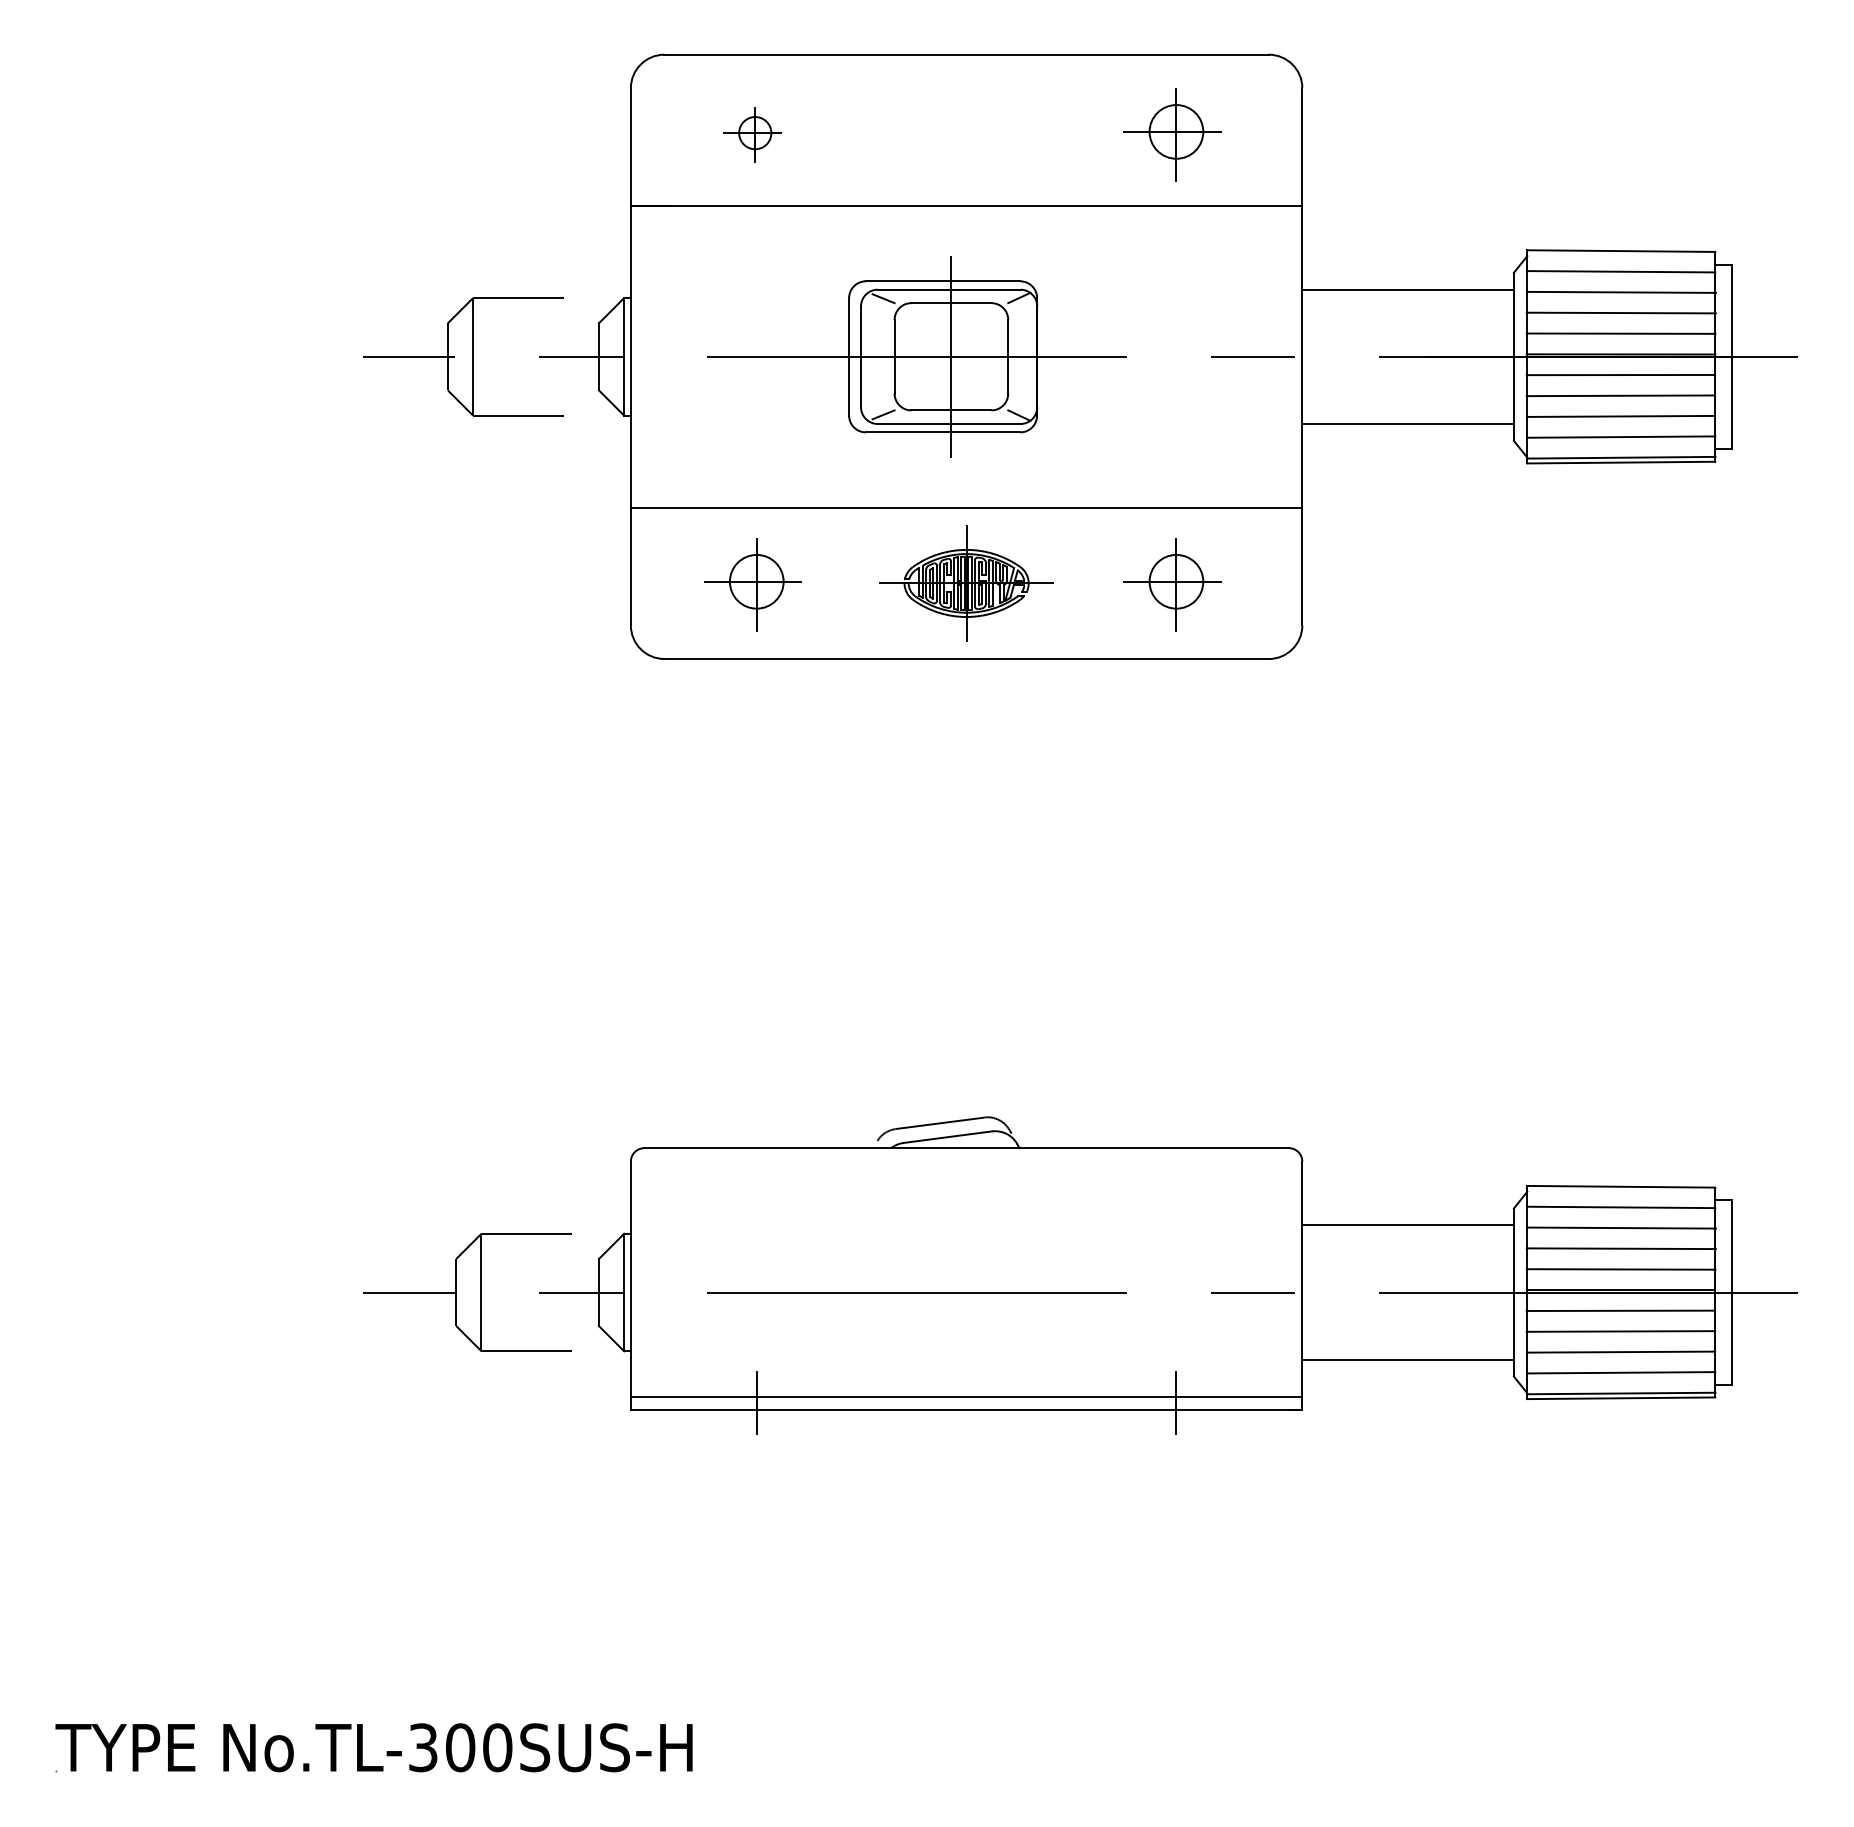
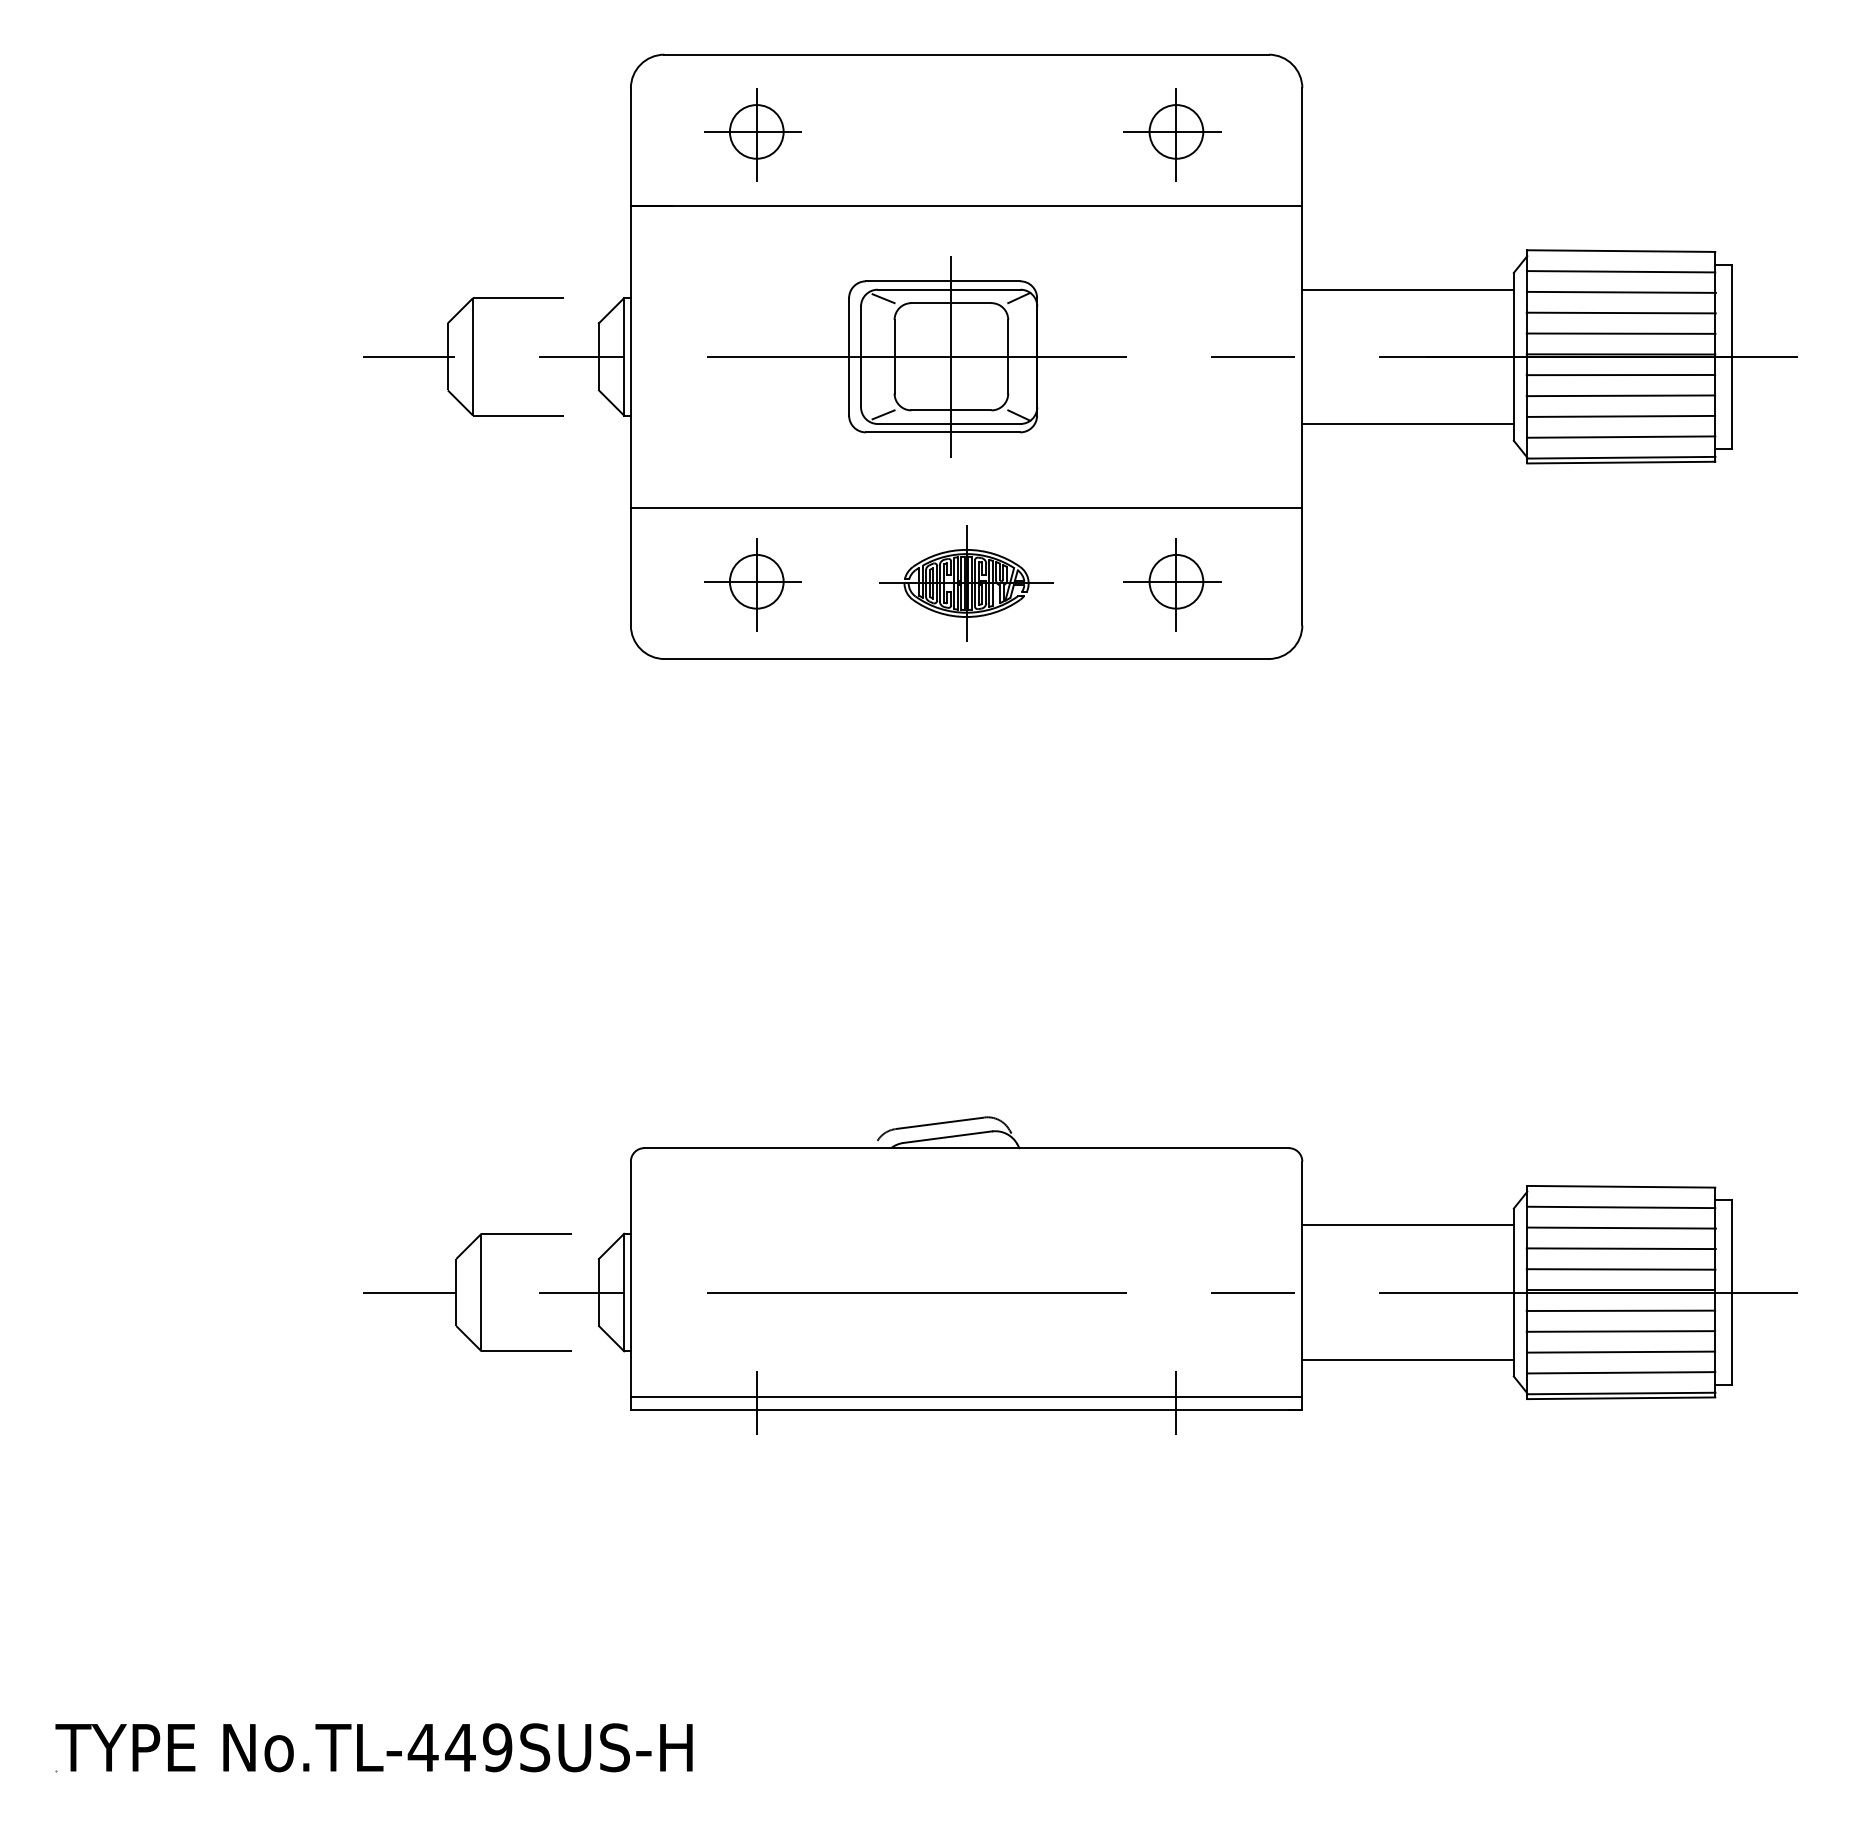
part size: 59x56 px -> 98x94 px (752, 134)
text: No.TL-300SUS-H -> No.TL-449SUS-H (459, 1747)
